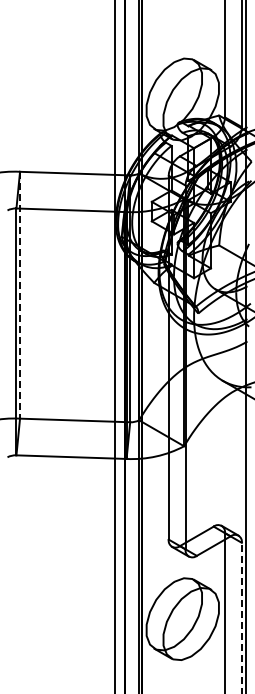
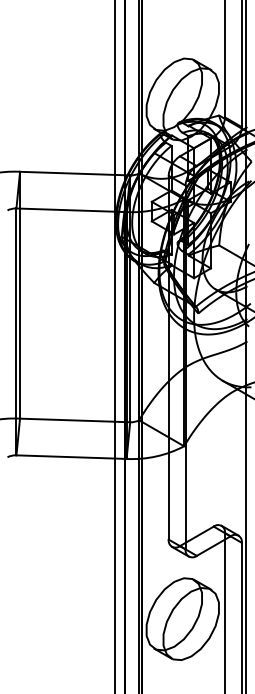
line: dashed -> solid (20, 295)
line: dashed -> solid (241, 617)
